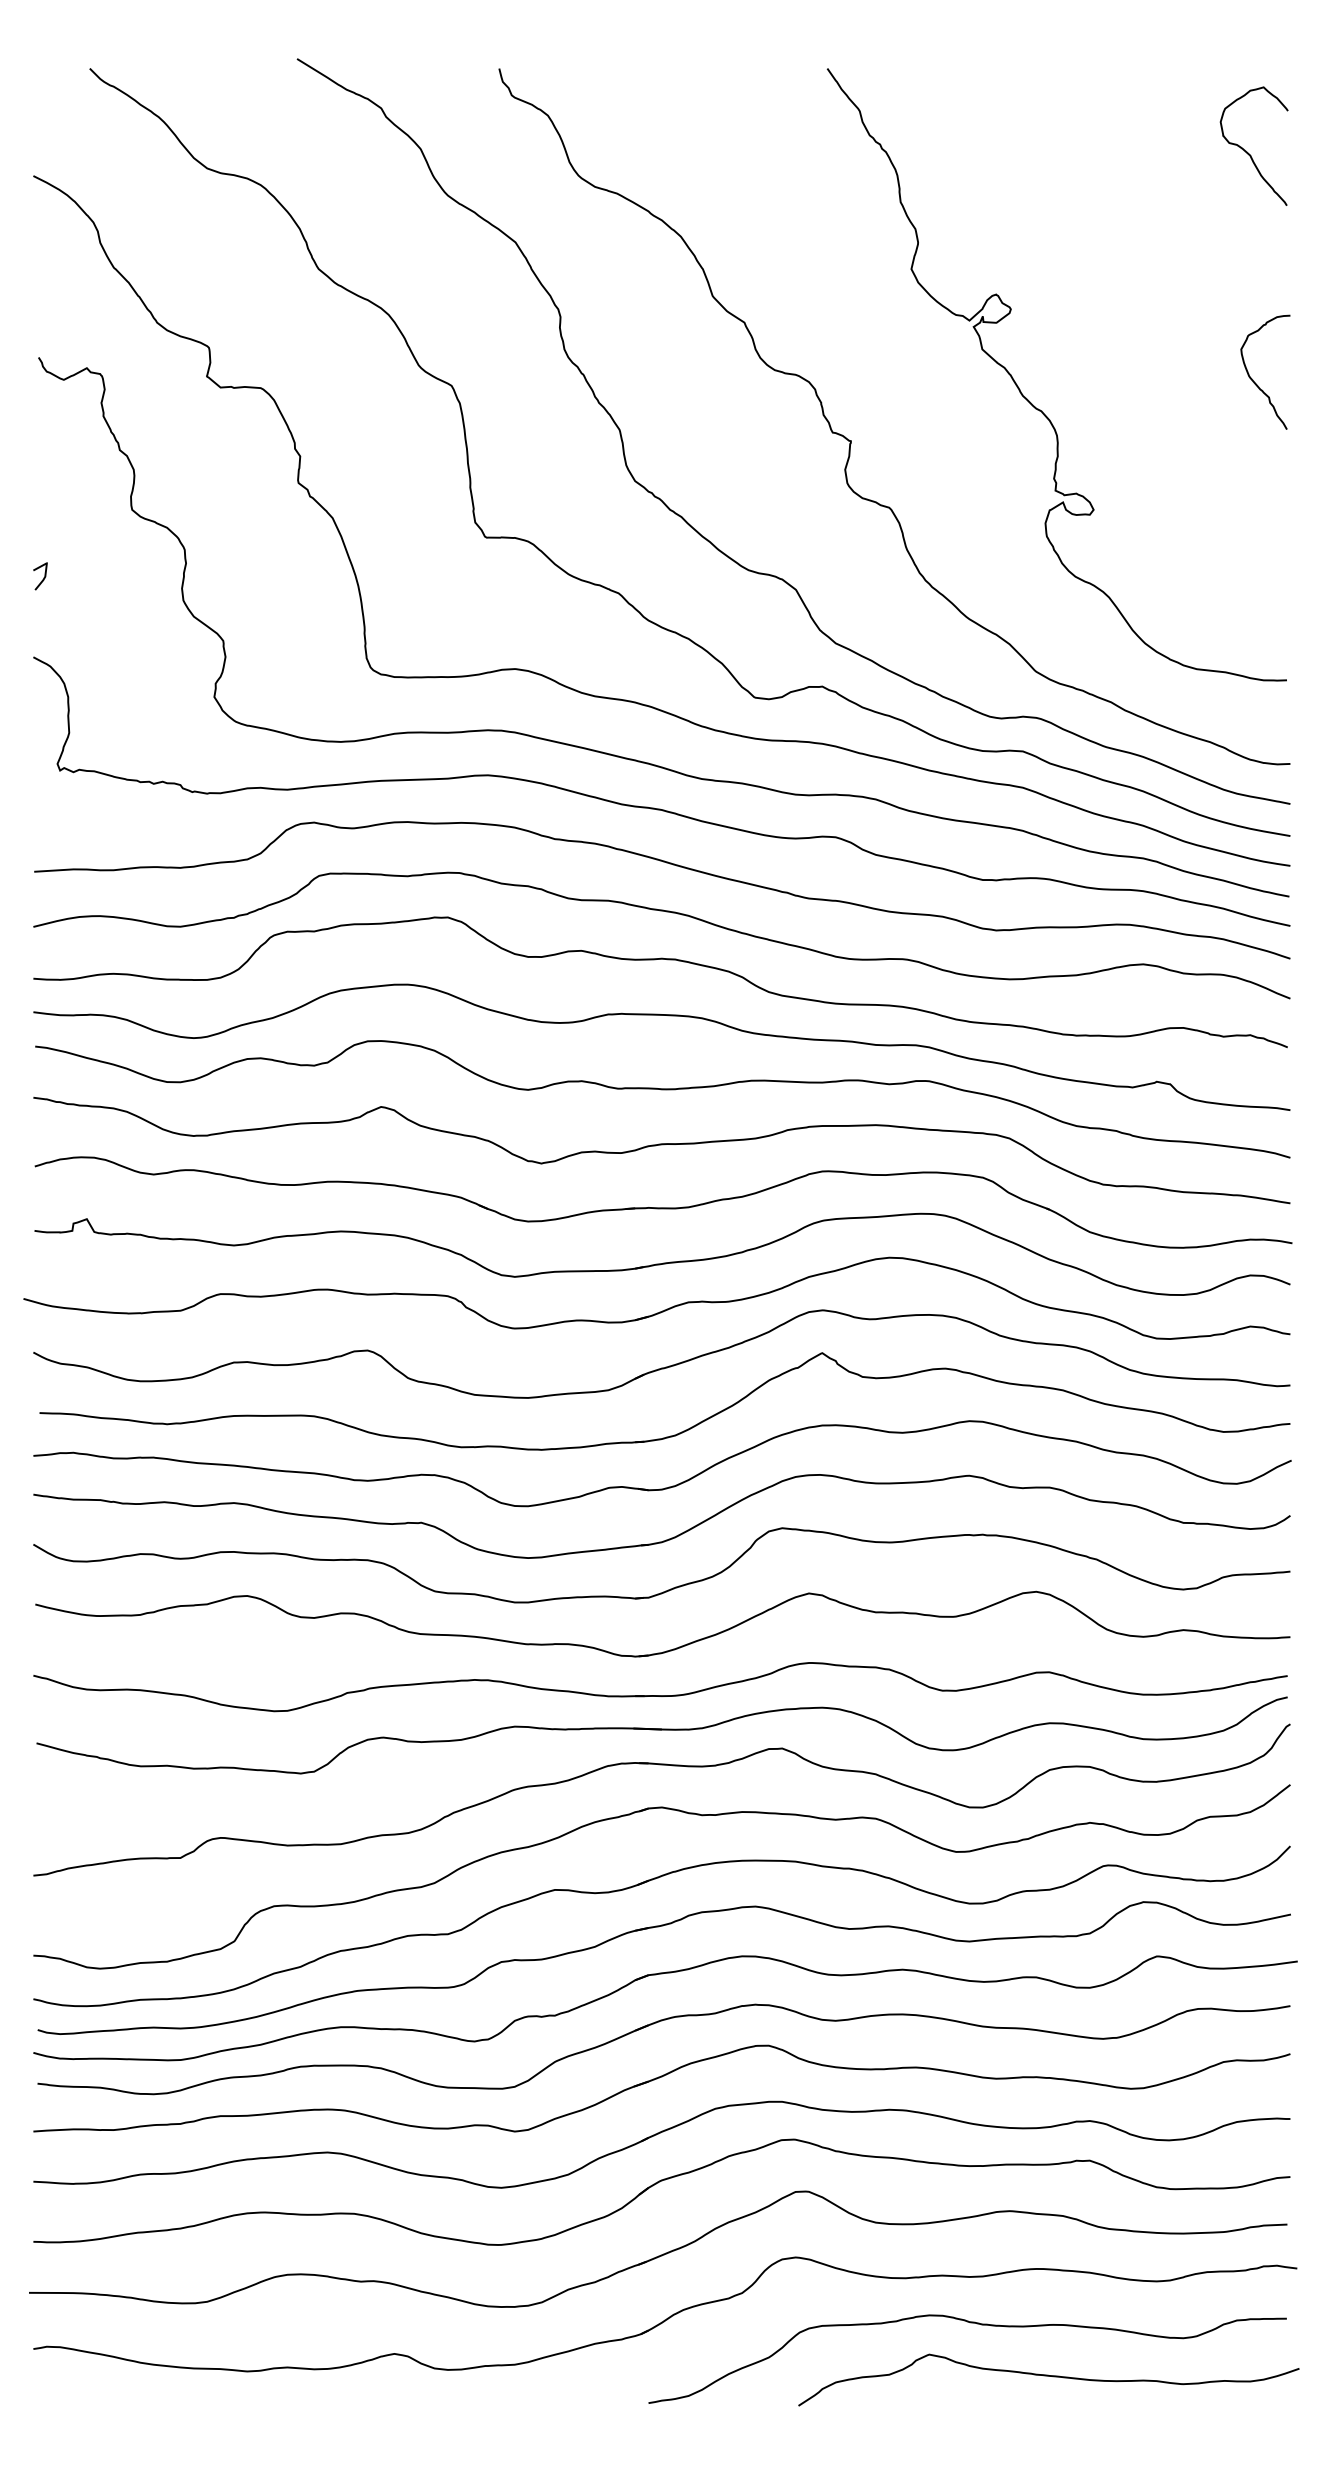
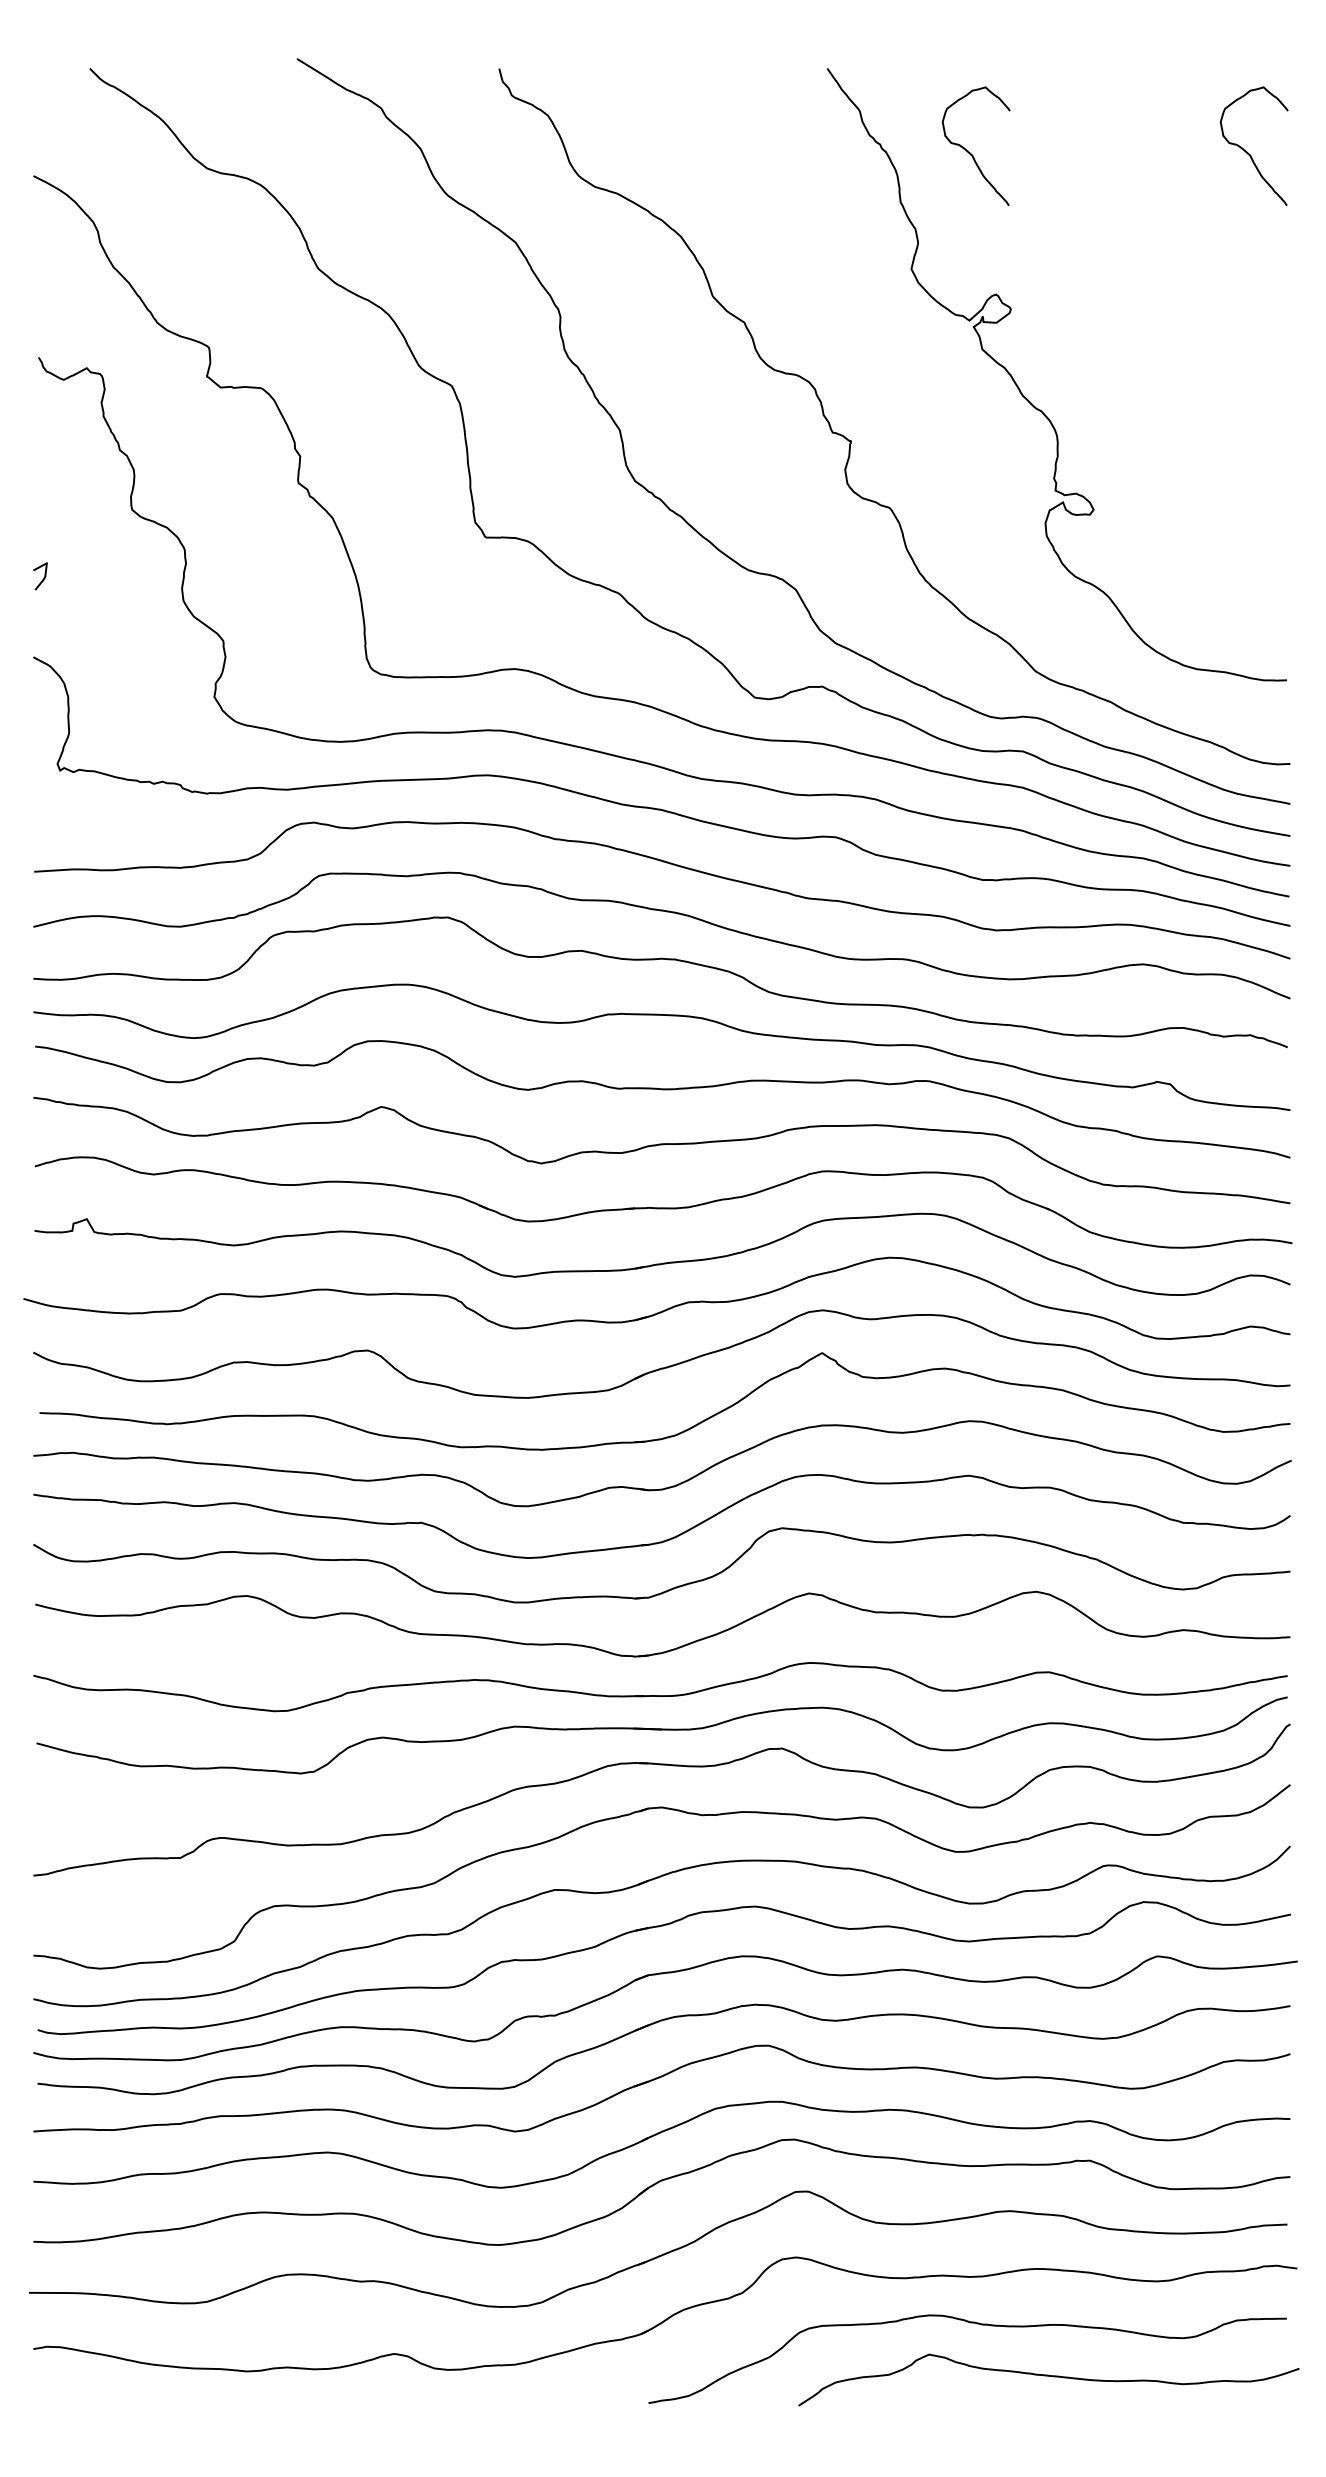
curve: none -> present (969, 151)
curve: present -> none (1252, 378)
